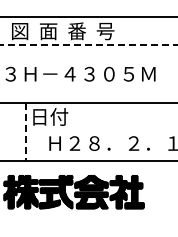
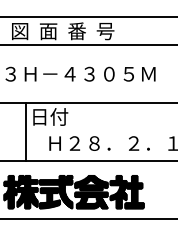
line: dashed -> solid (89, 45)
line: dashed -> solid (26, 132)
line: none -> present (88, 218)
